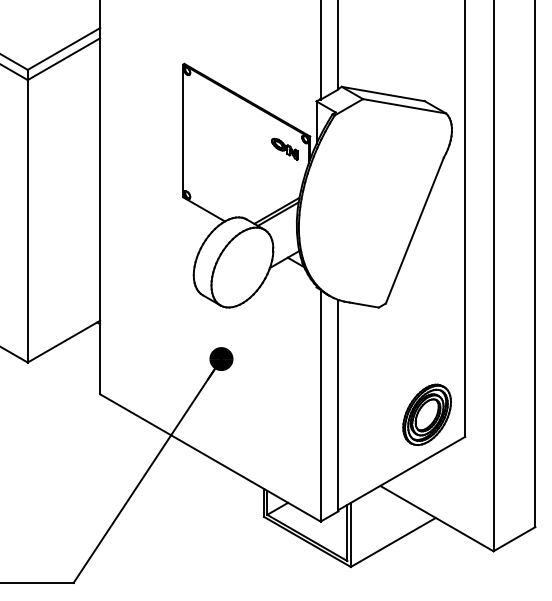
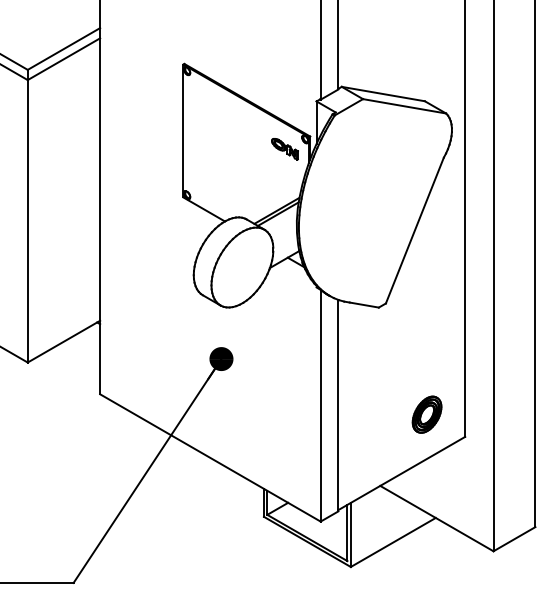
part size: 50x63 px -> 32x39 px (426, 414)
